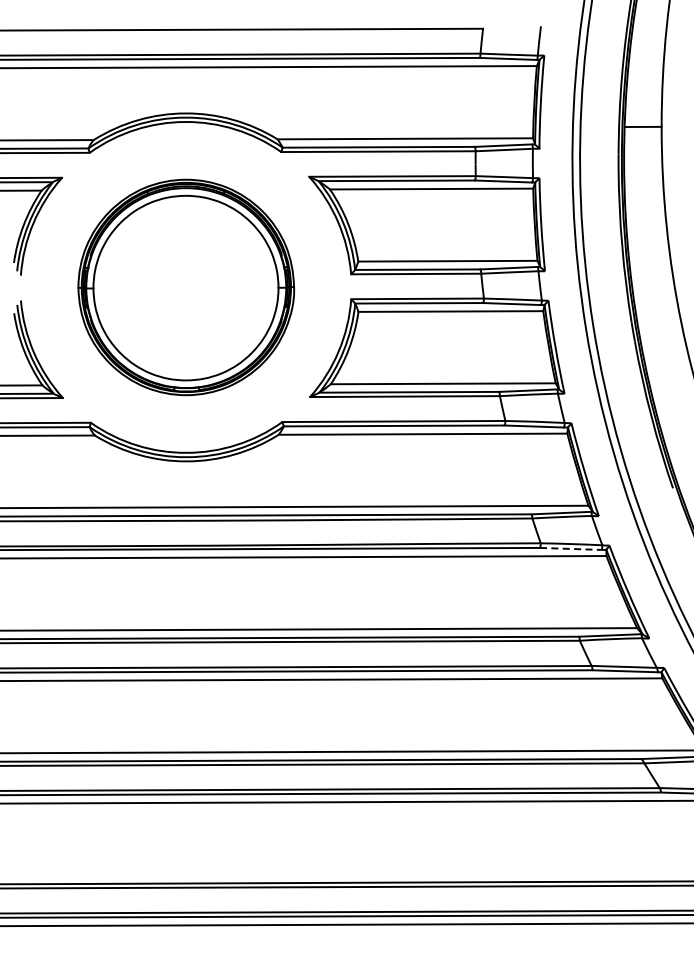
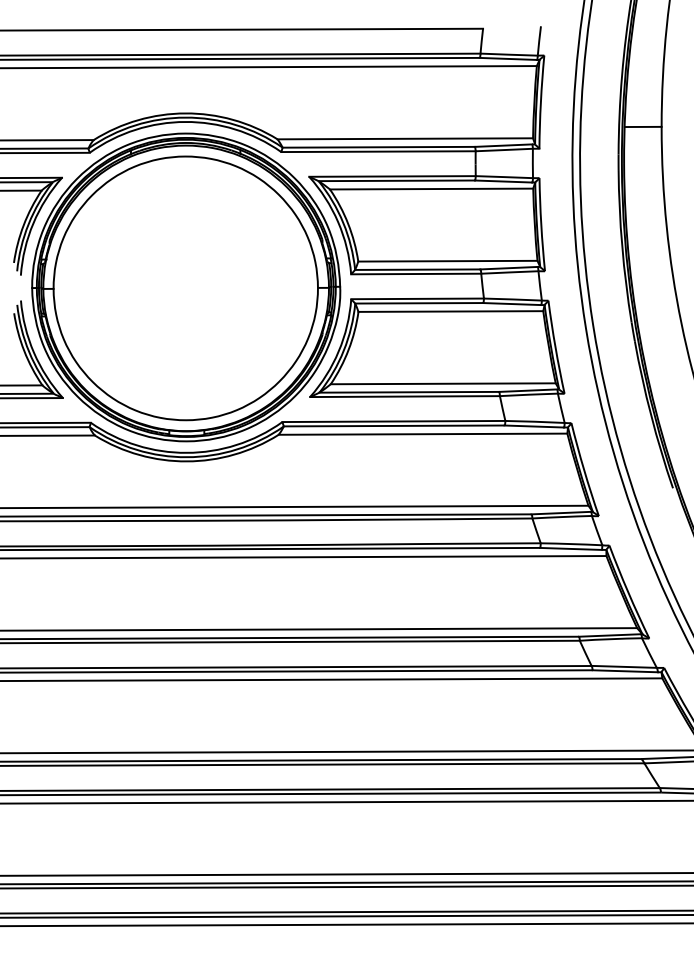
part size: 219x219 px -> 311x311 px (186, 287)
line: dashed -> solid (570, 548)
line: none -> present (346, 874)
